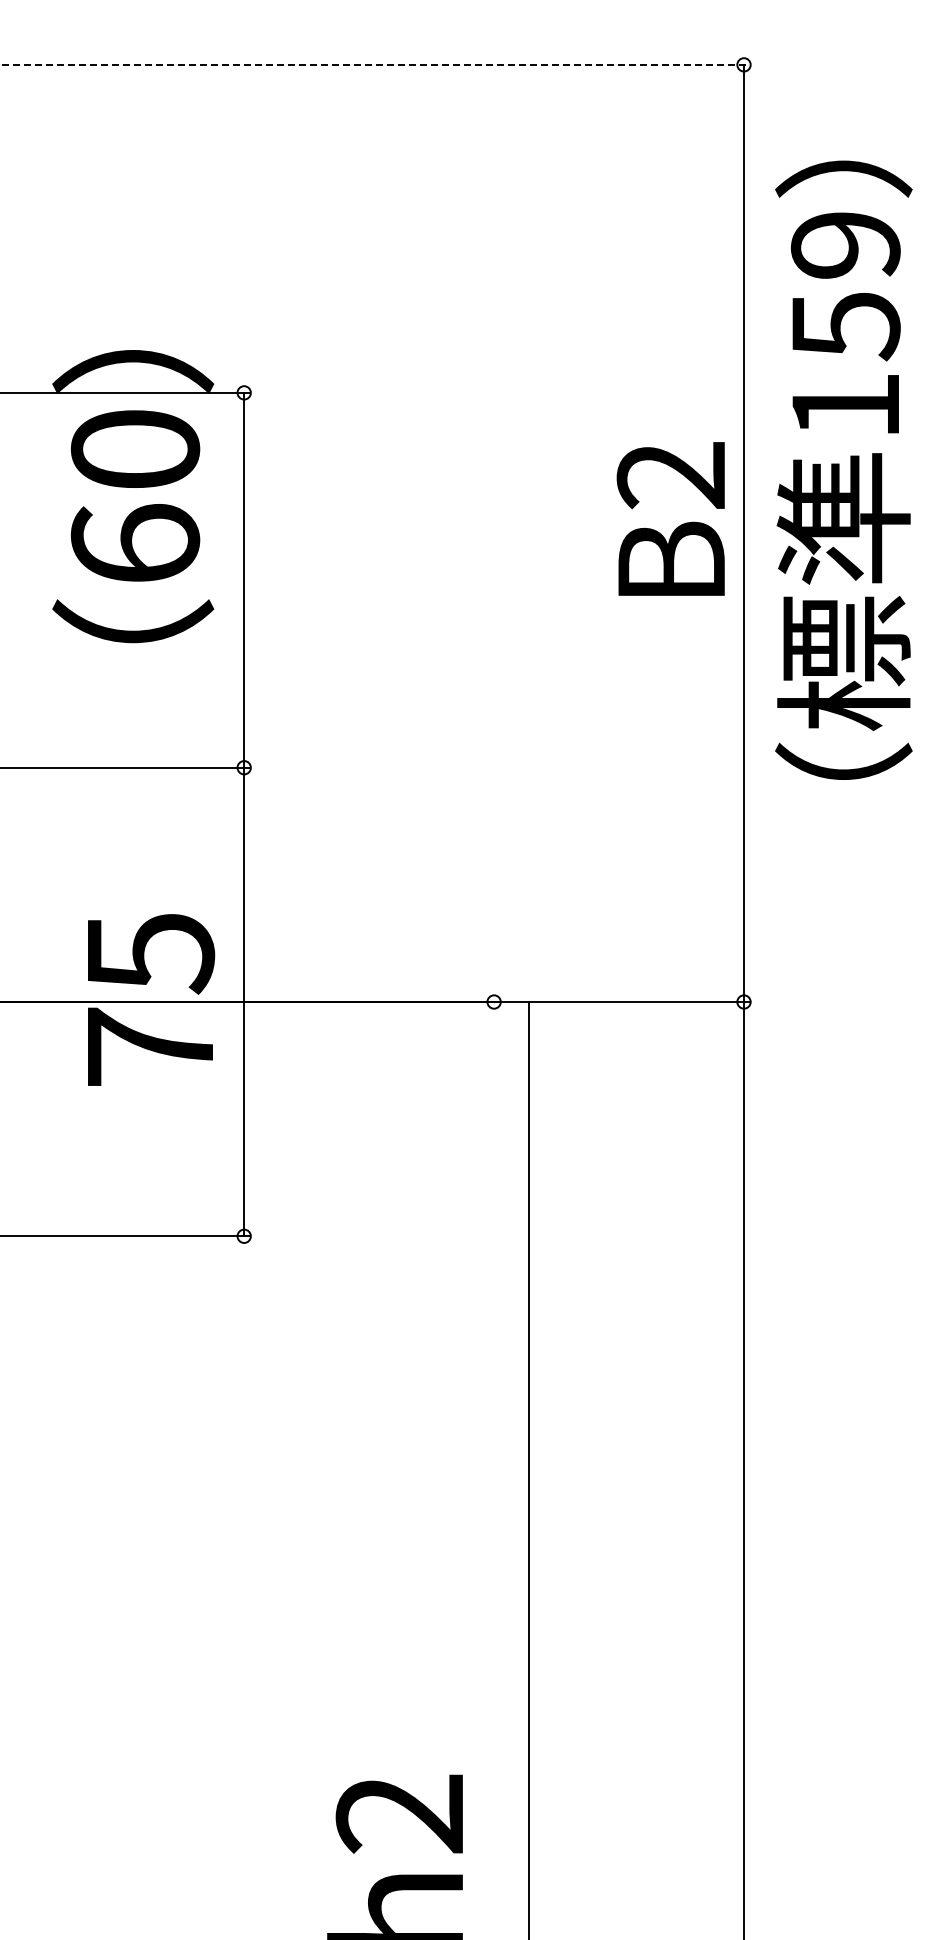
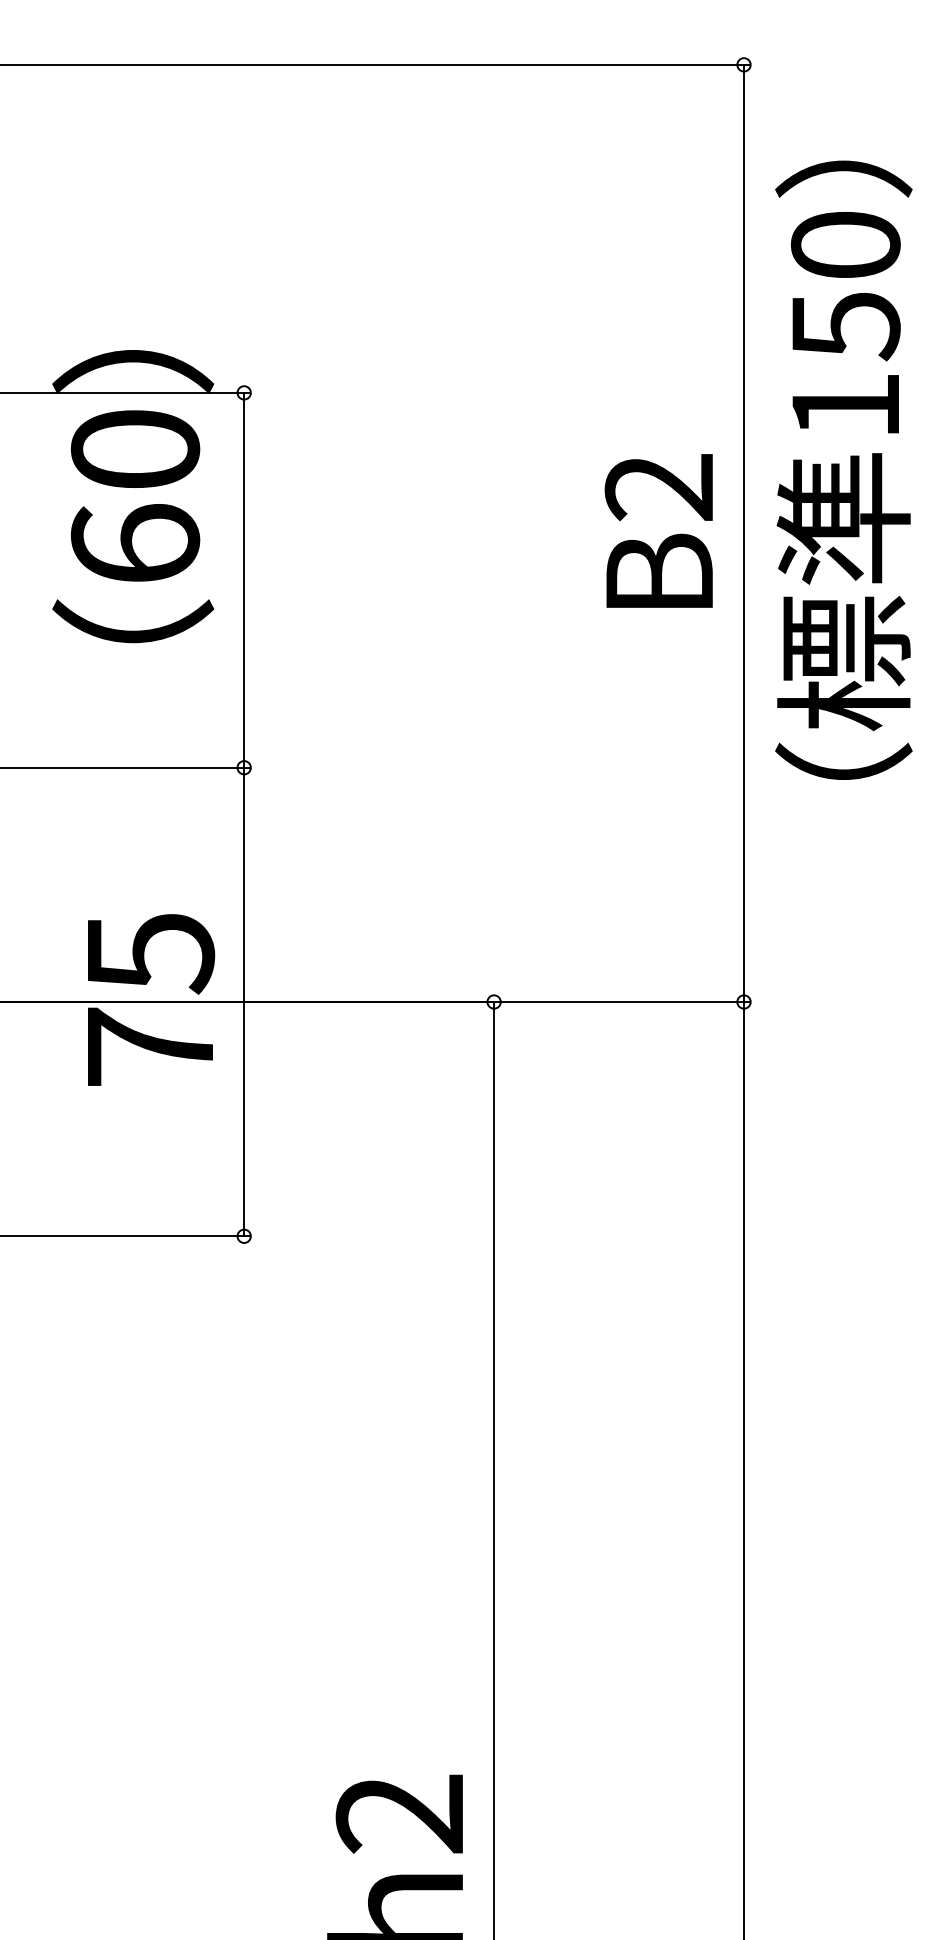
line: dashed -> solid (375, 64)
text: 159 -> 150 (845, 245)
text position: (670, 518) -> (658, 530) (658, 530)
line position: (529, 1469) -> (494, 1469) (494, 1469)
